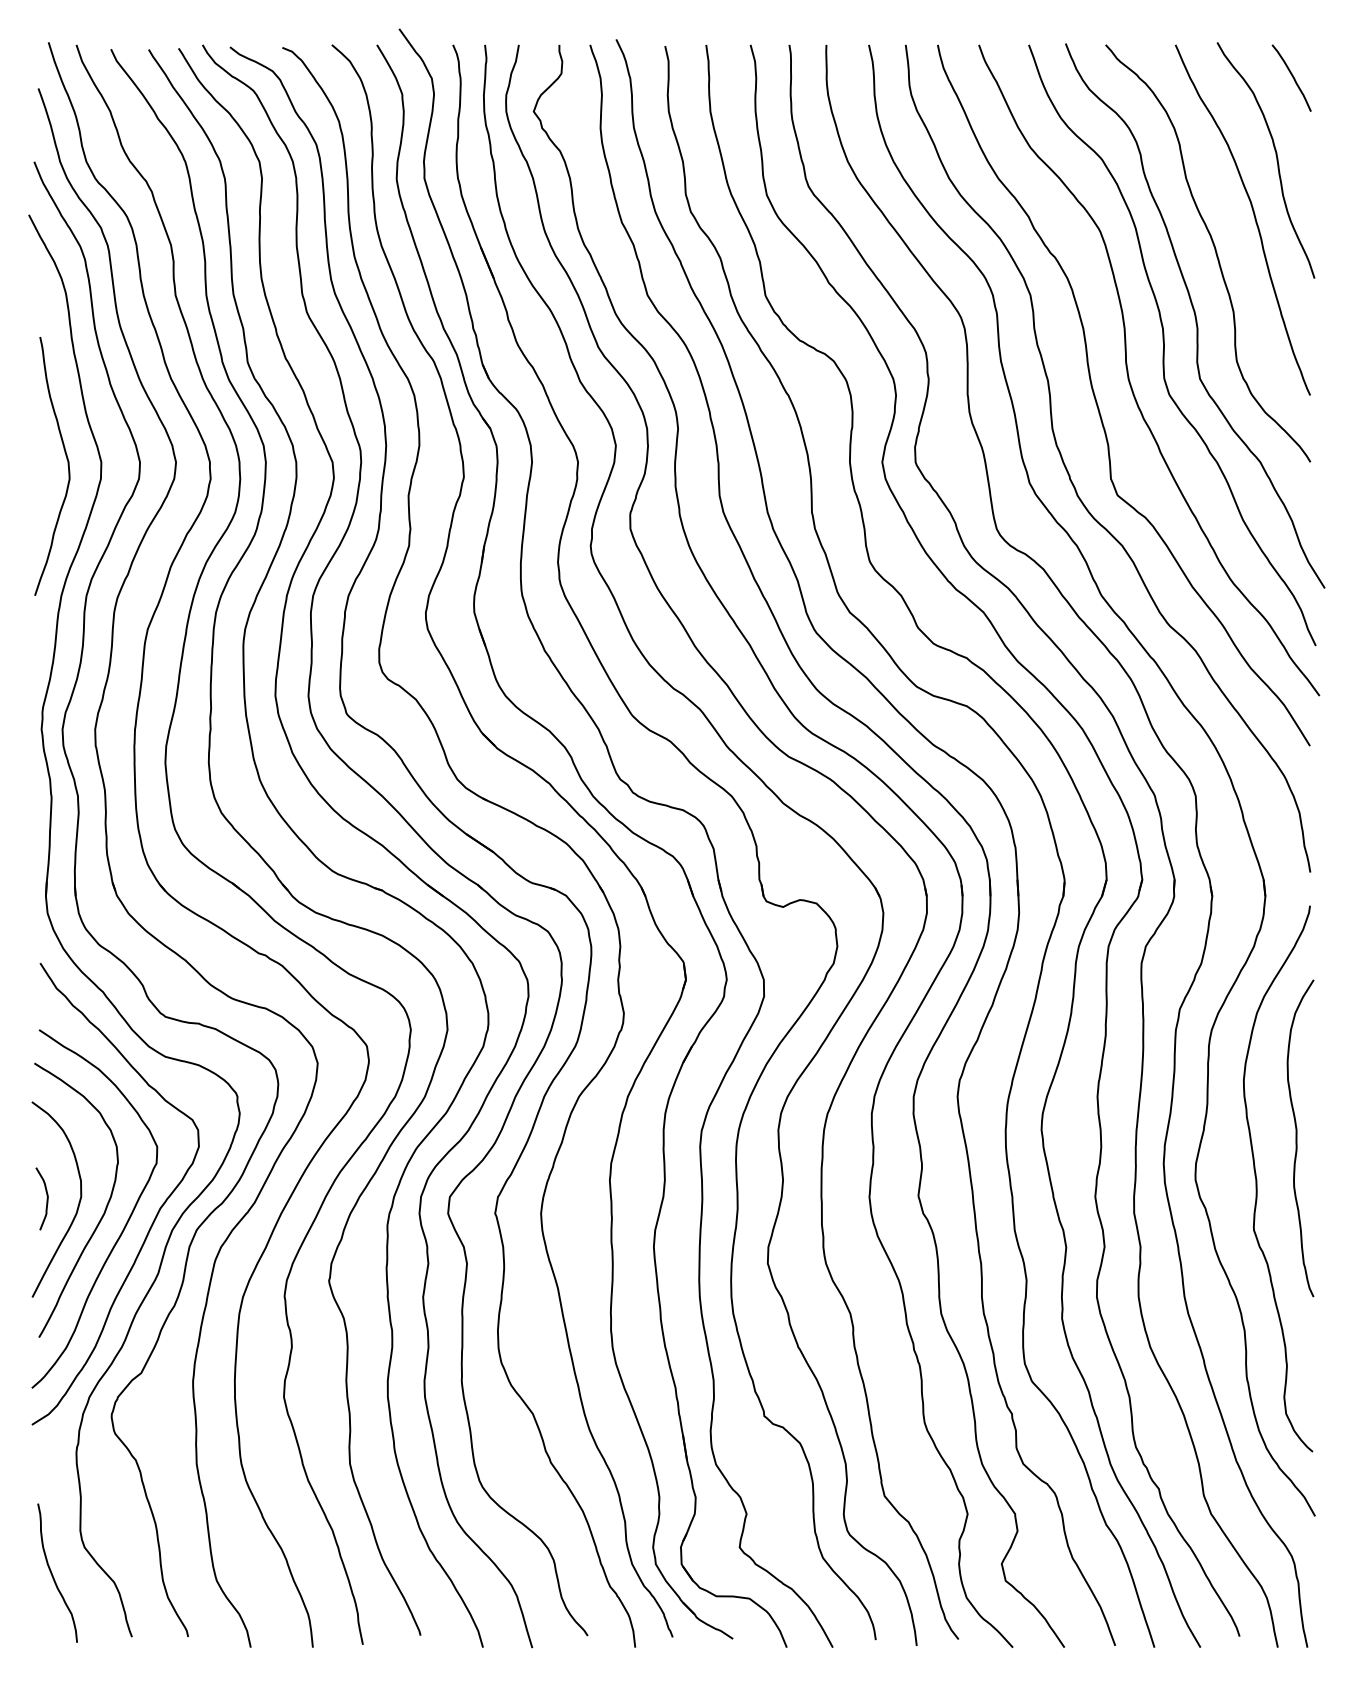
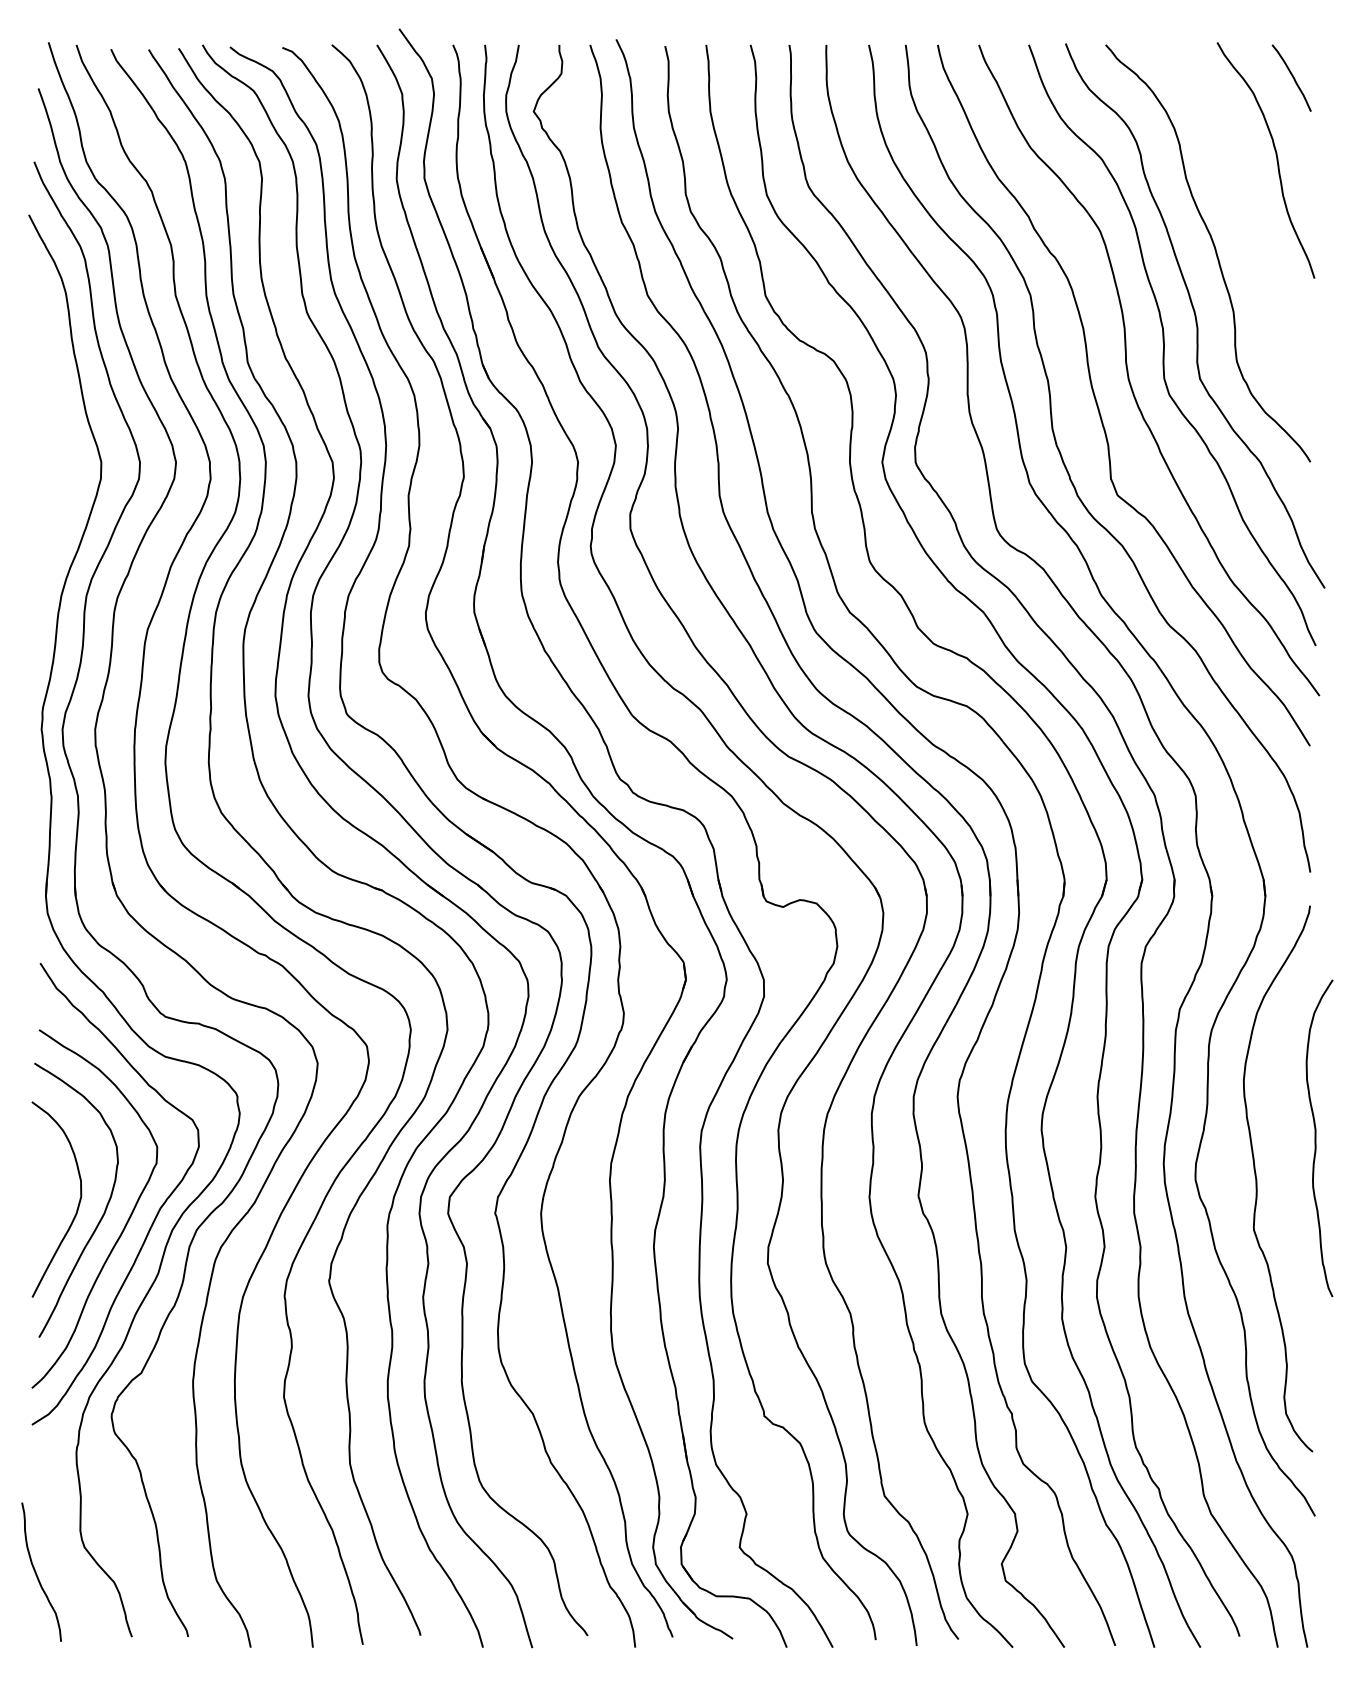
curve: present -> none (1253, 215)
curve: present -> none (67, 465)
curve position: (1297, 1138) -> (1316, 1138) (1316, 1138)
curve: present -> none (46, 1198)
curve position: (52, 1572) -> (36, 1571) (36, 1571)
